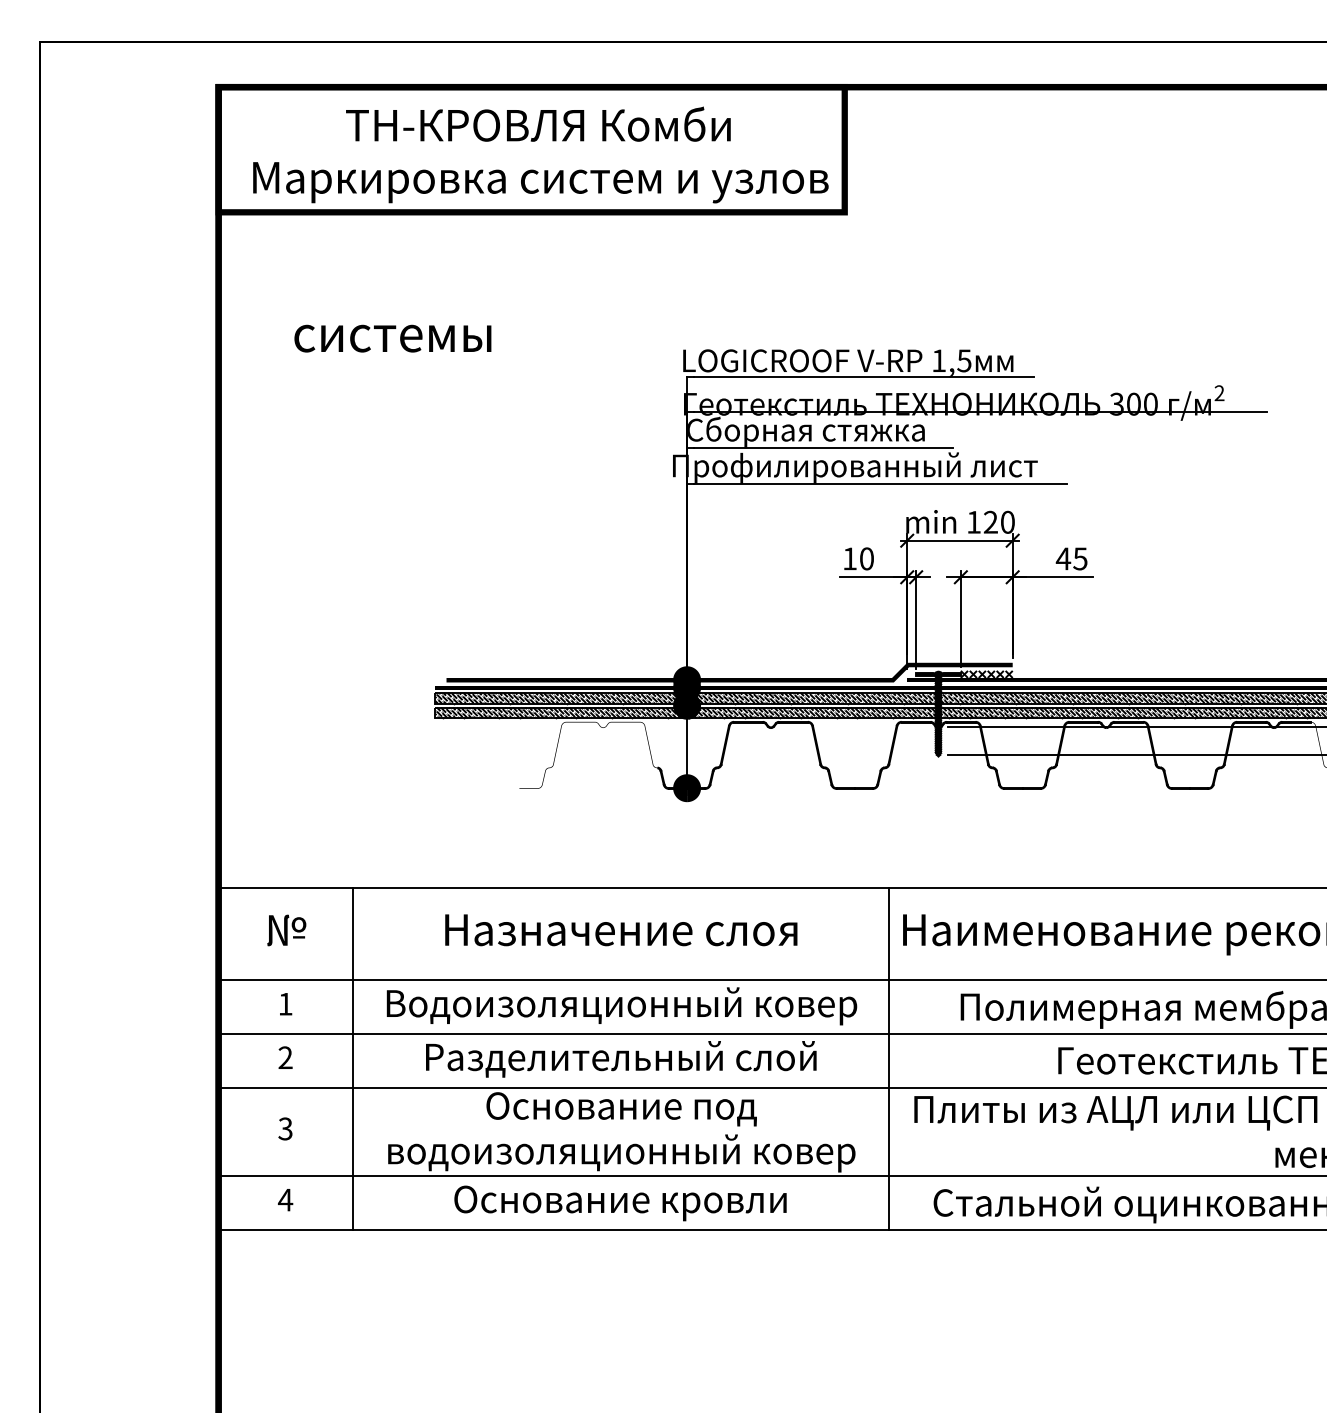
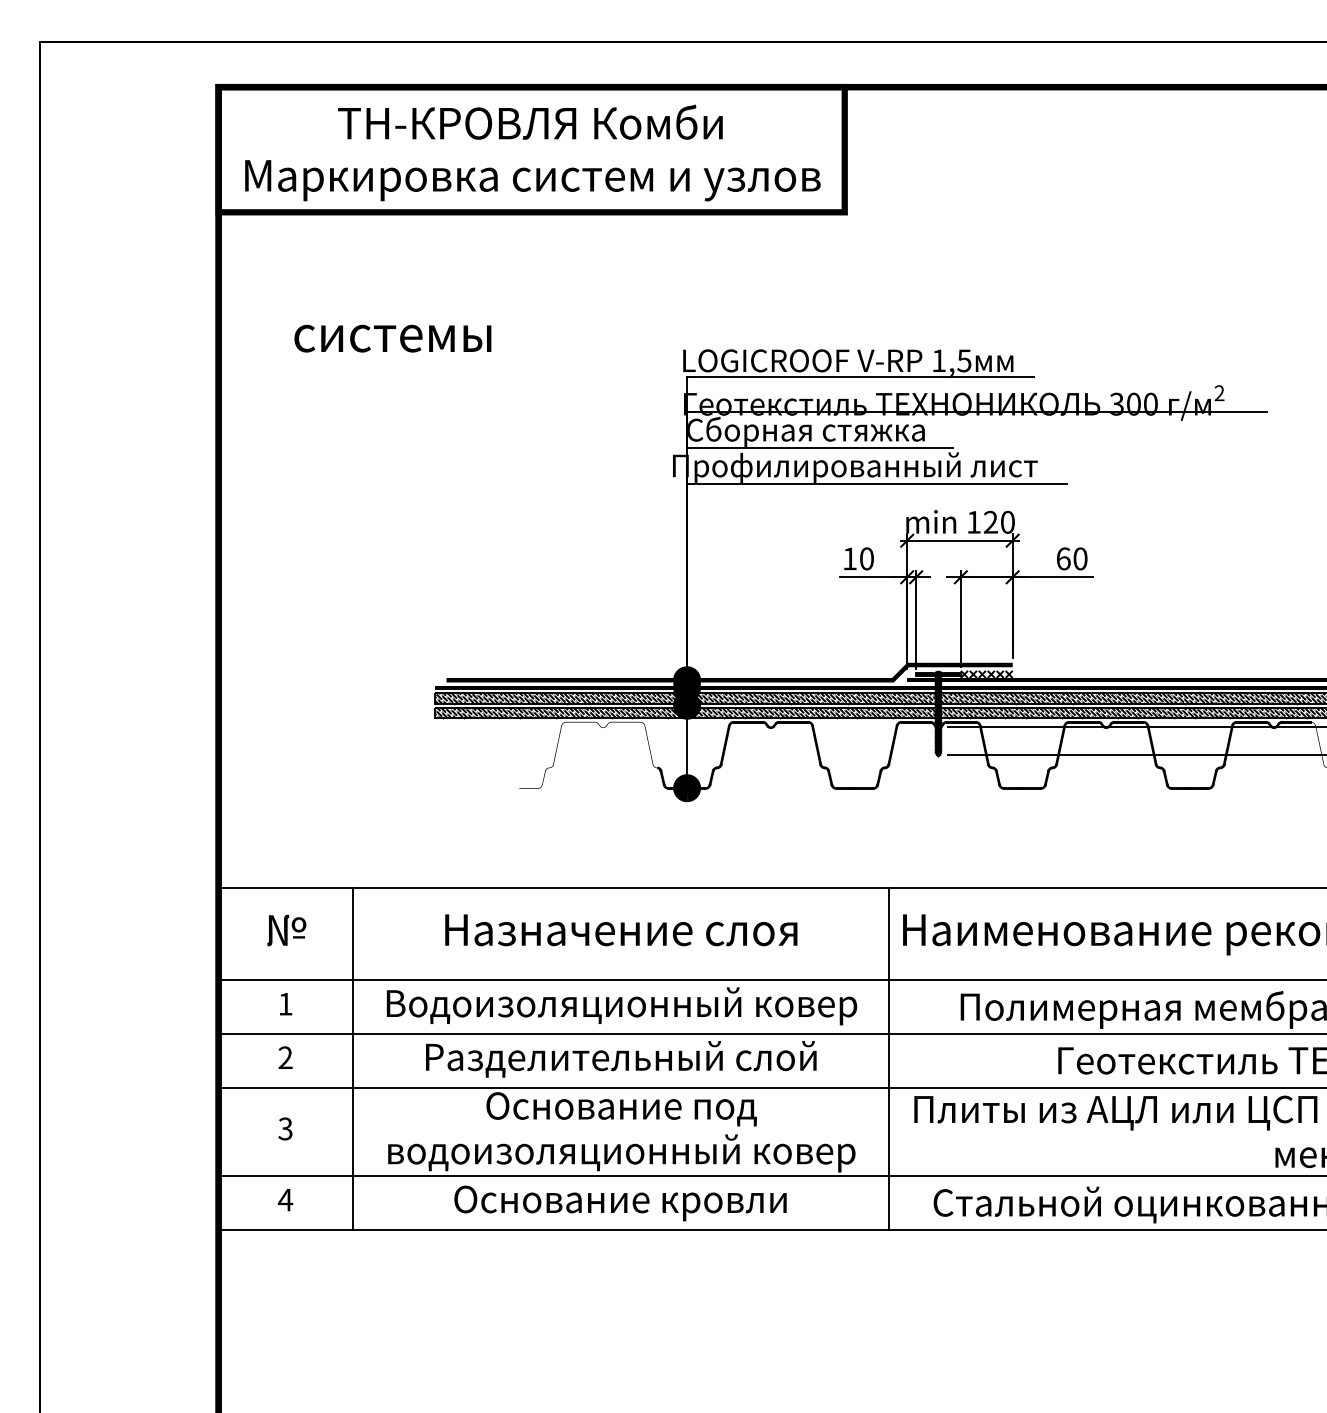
text position: (540, 154) -> (532, 152) (532, 152)
text: 45 -> 60 (1071, 558)
